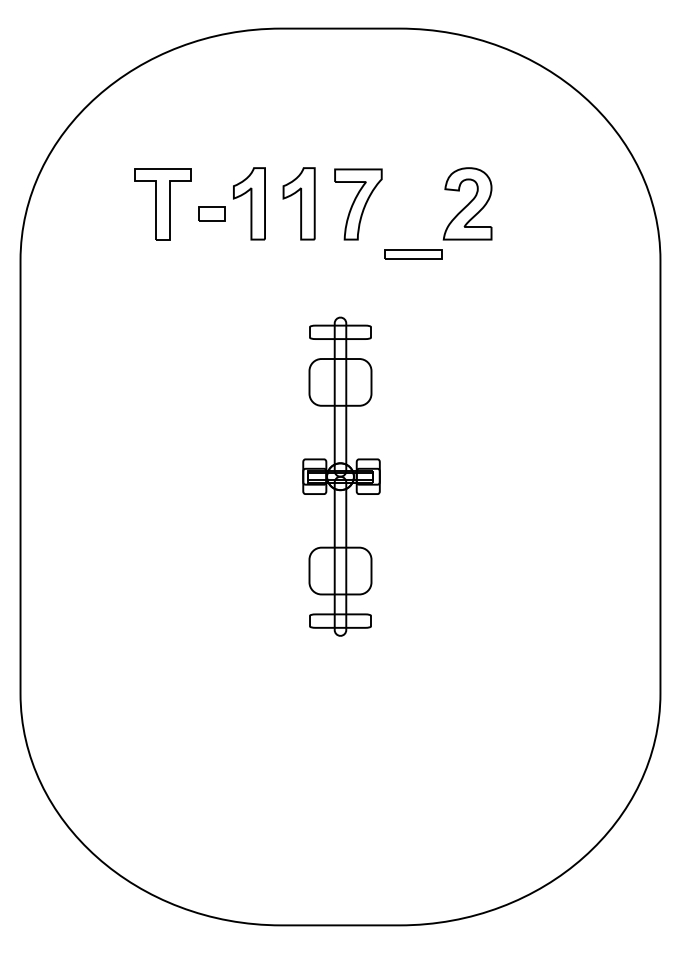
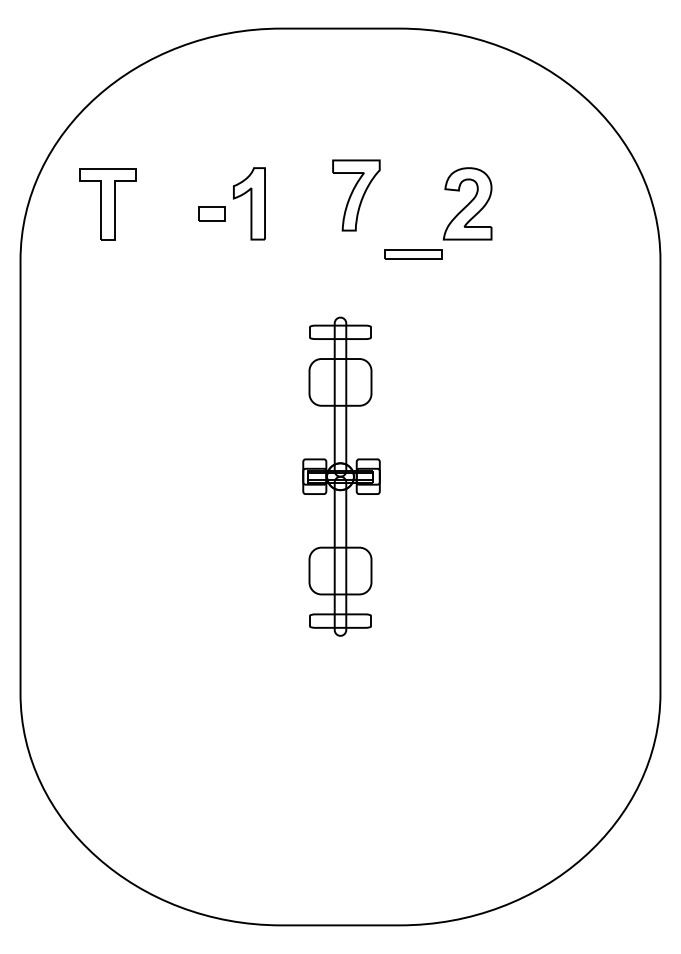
part: present -> none (298, 203)
part position: (162, 204) -> (107, 204) (107, 204)
part position: (358, 204) -> (356, 195) (356, 195)
